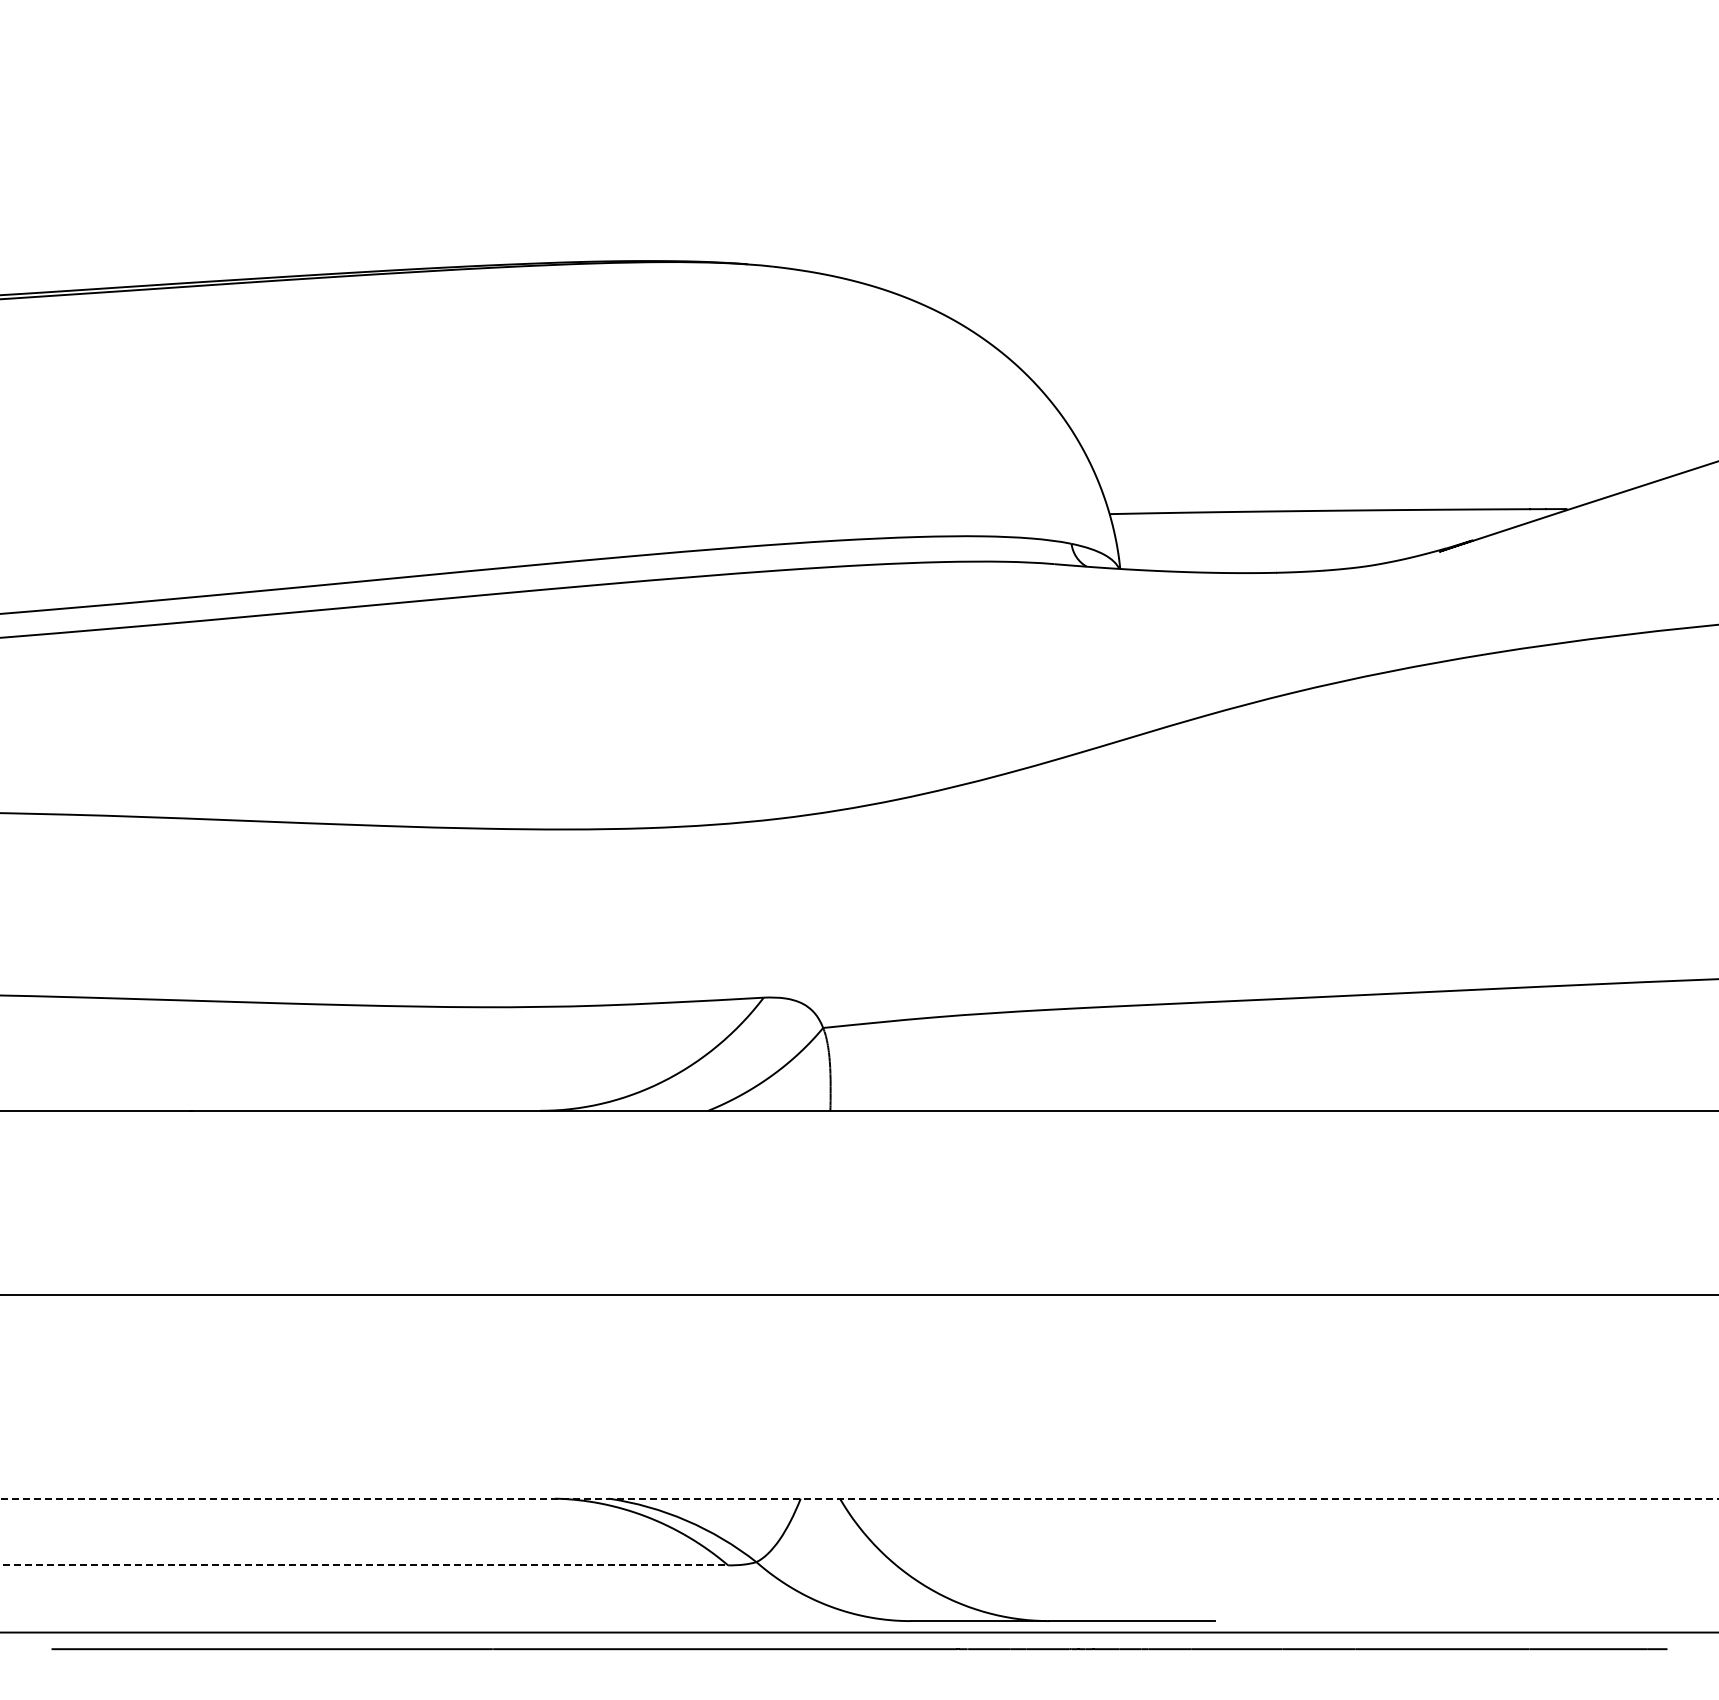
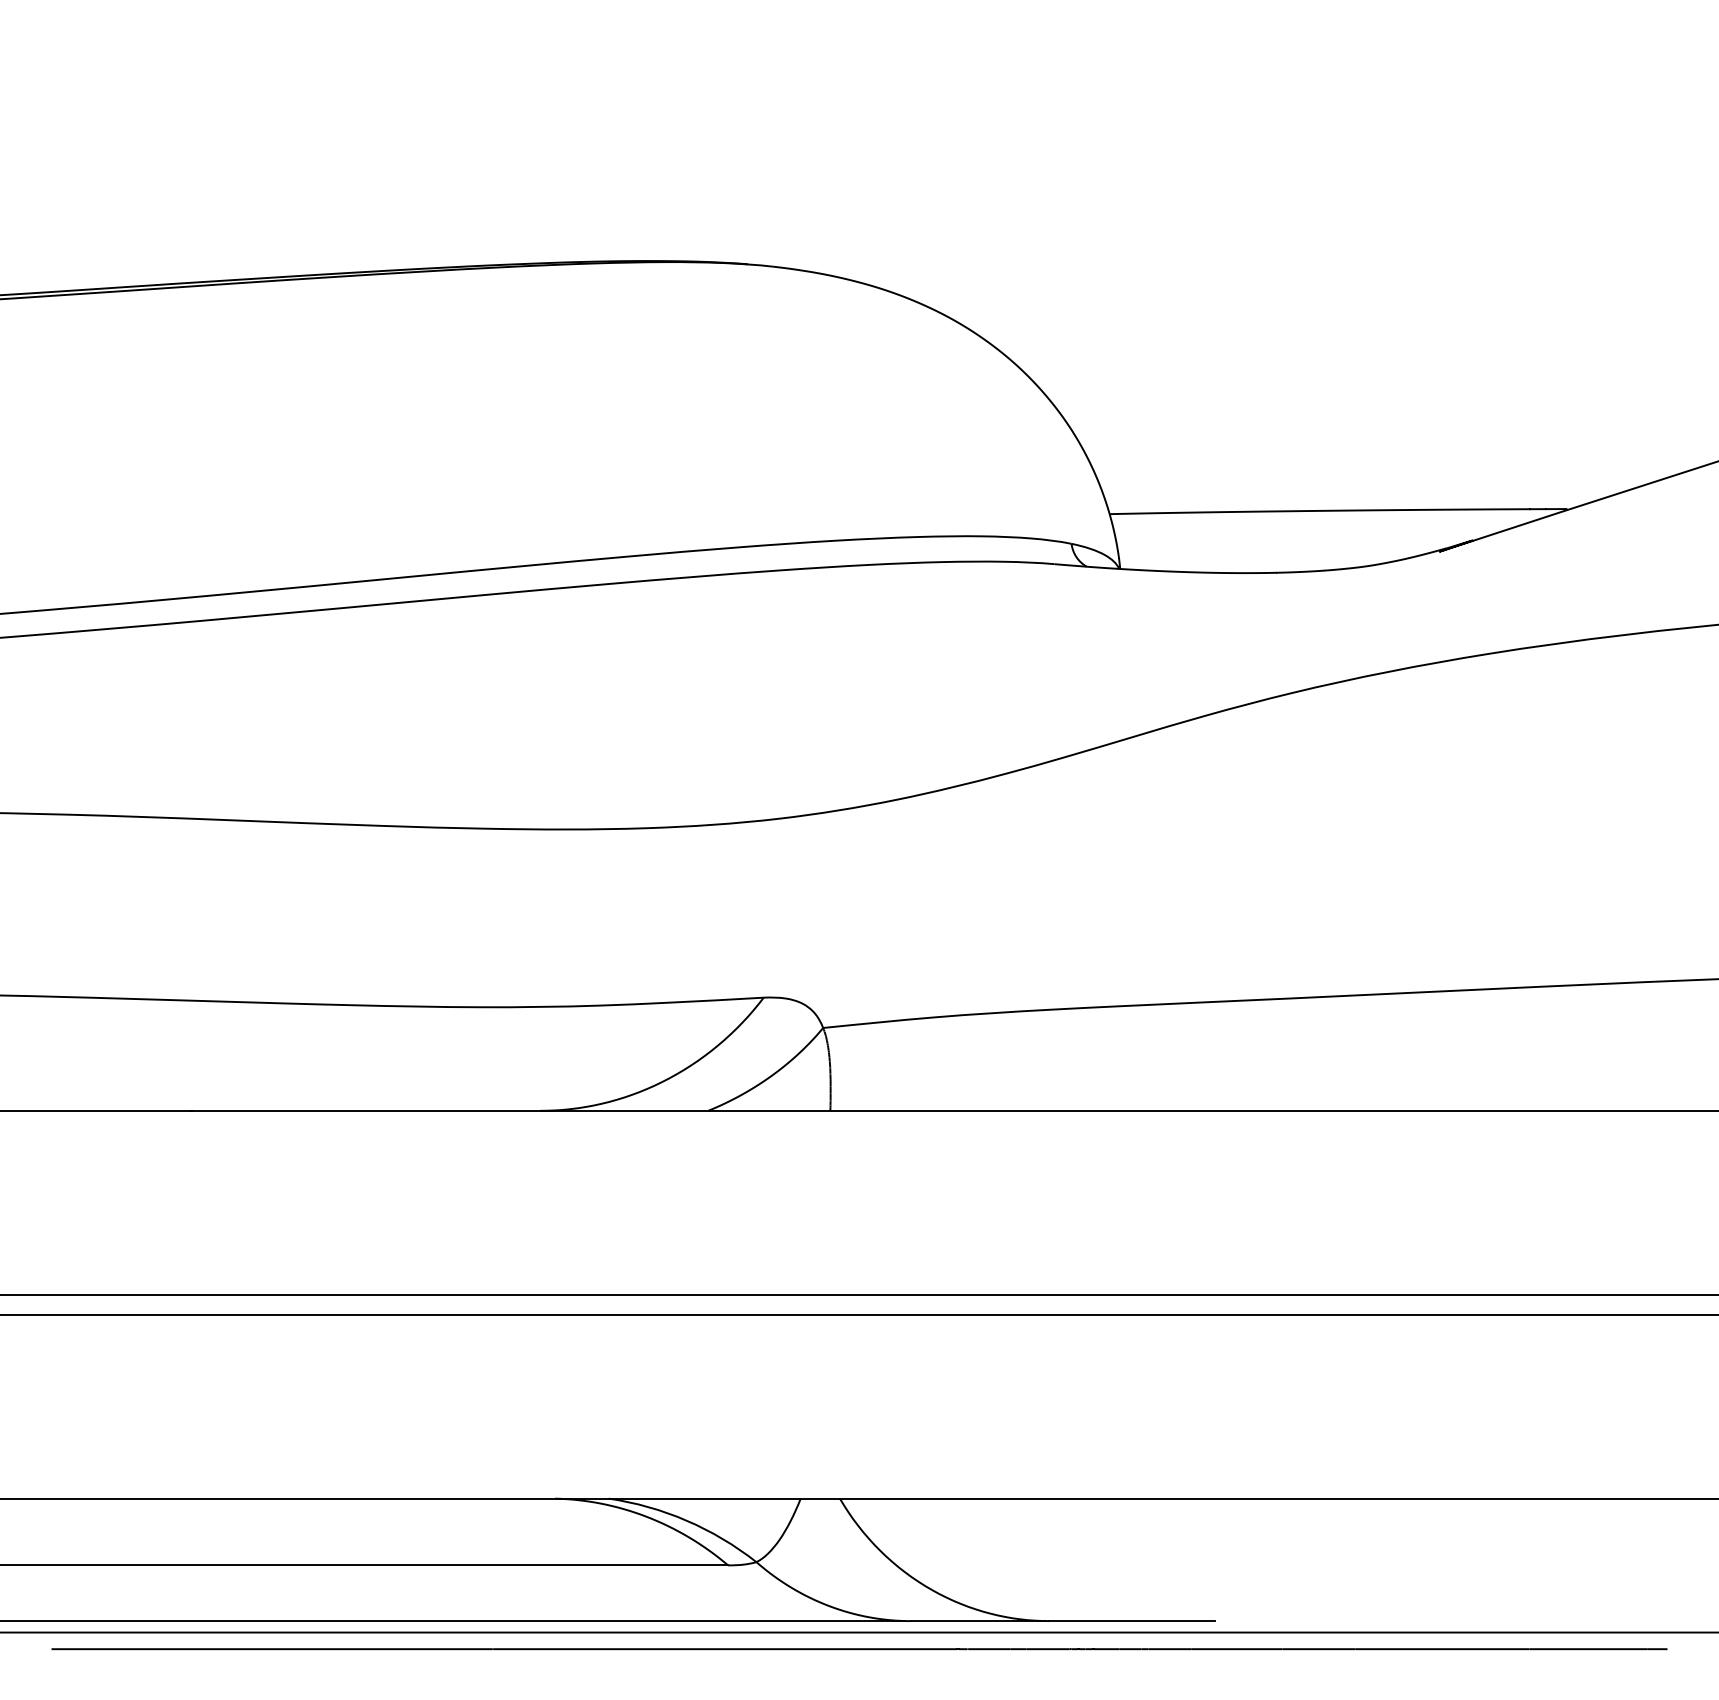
line: none -> present (858, 1314)
line: dashed -> solid (860, 1498)
line: dashed -> solid (364, 1565)
line: none -> present (453, 1621)
